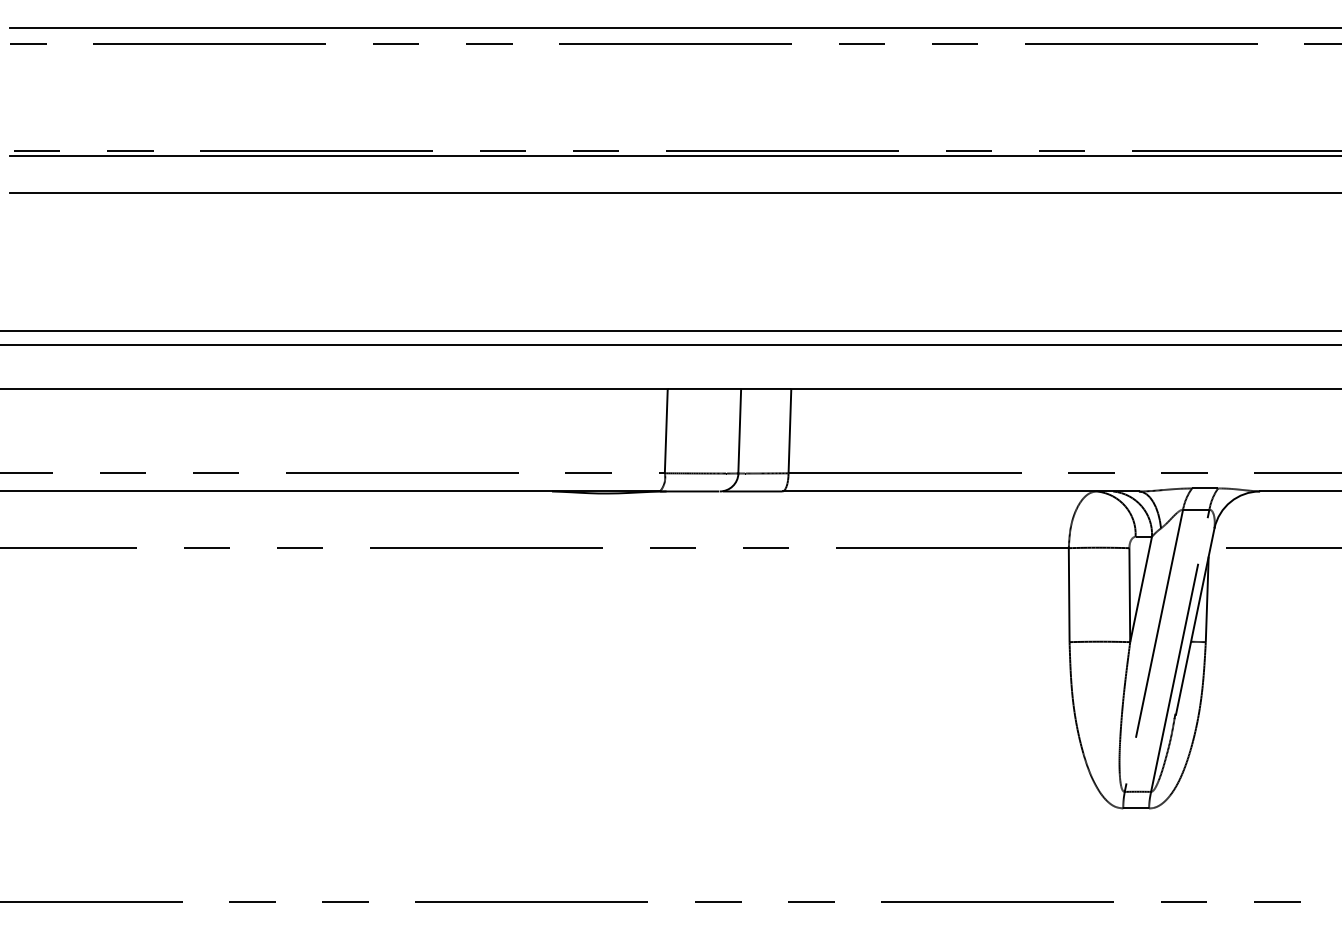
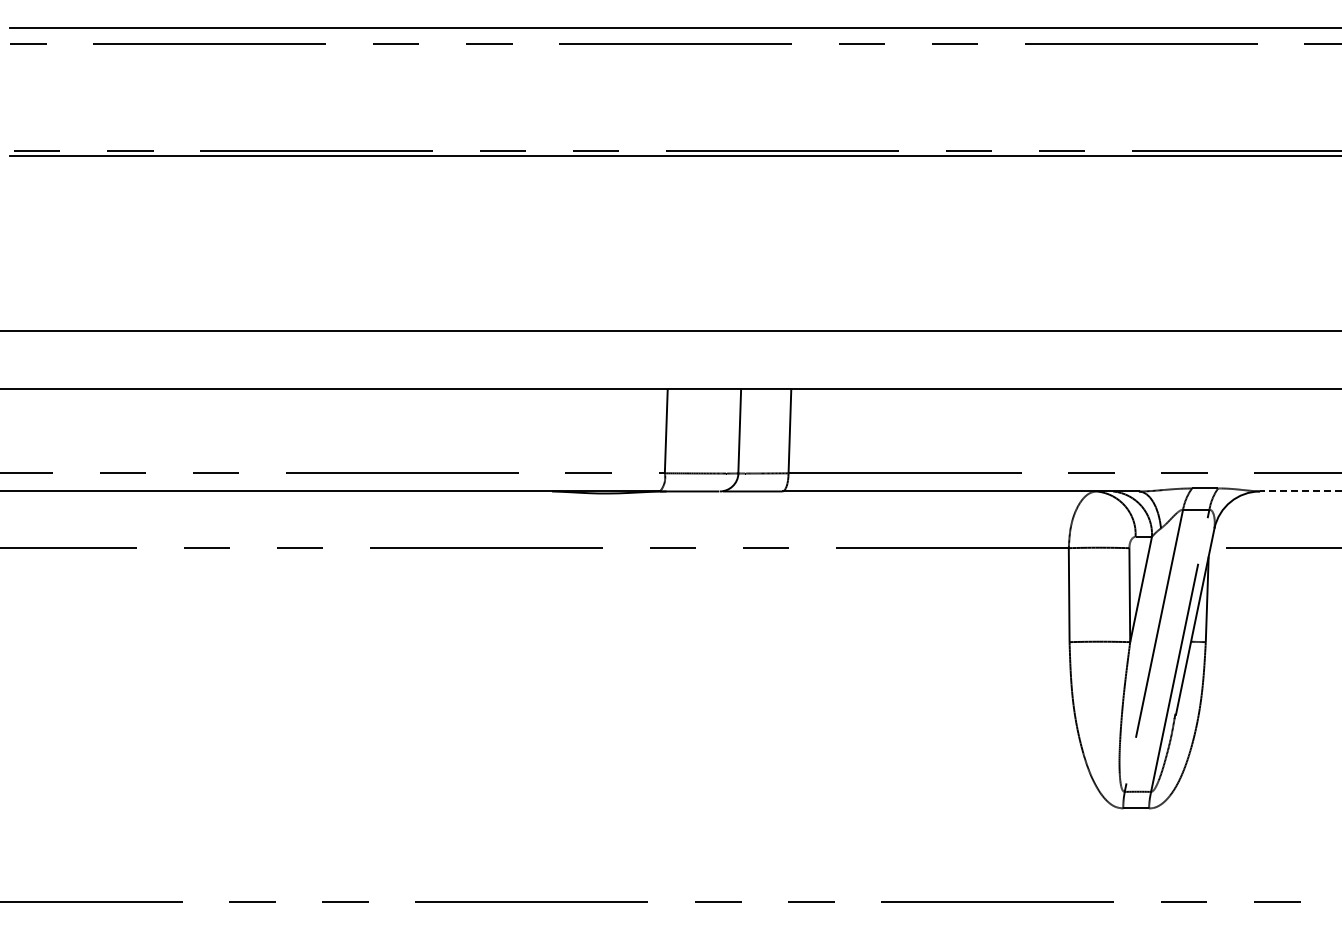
line: present -> none (673, 192)
line: present -> none (670, 344)
line: solid -> dashed (1300, 491)
